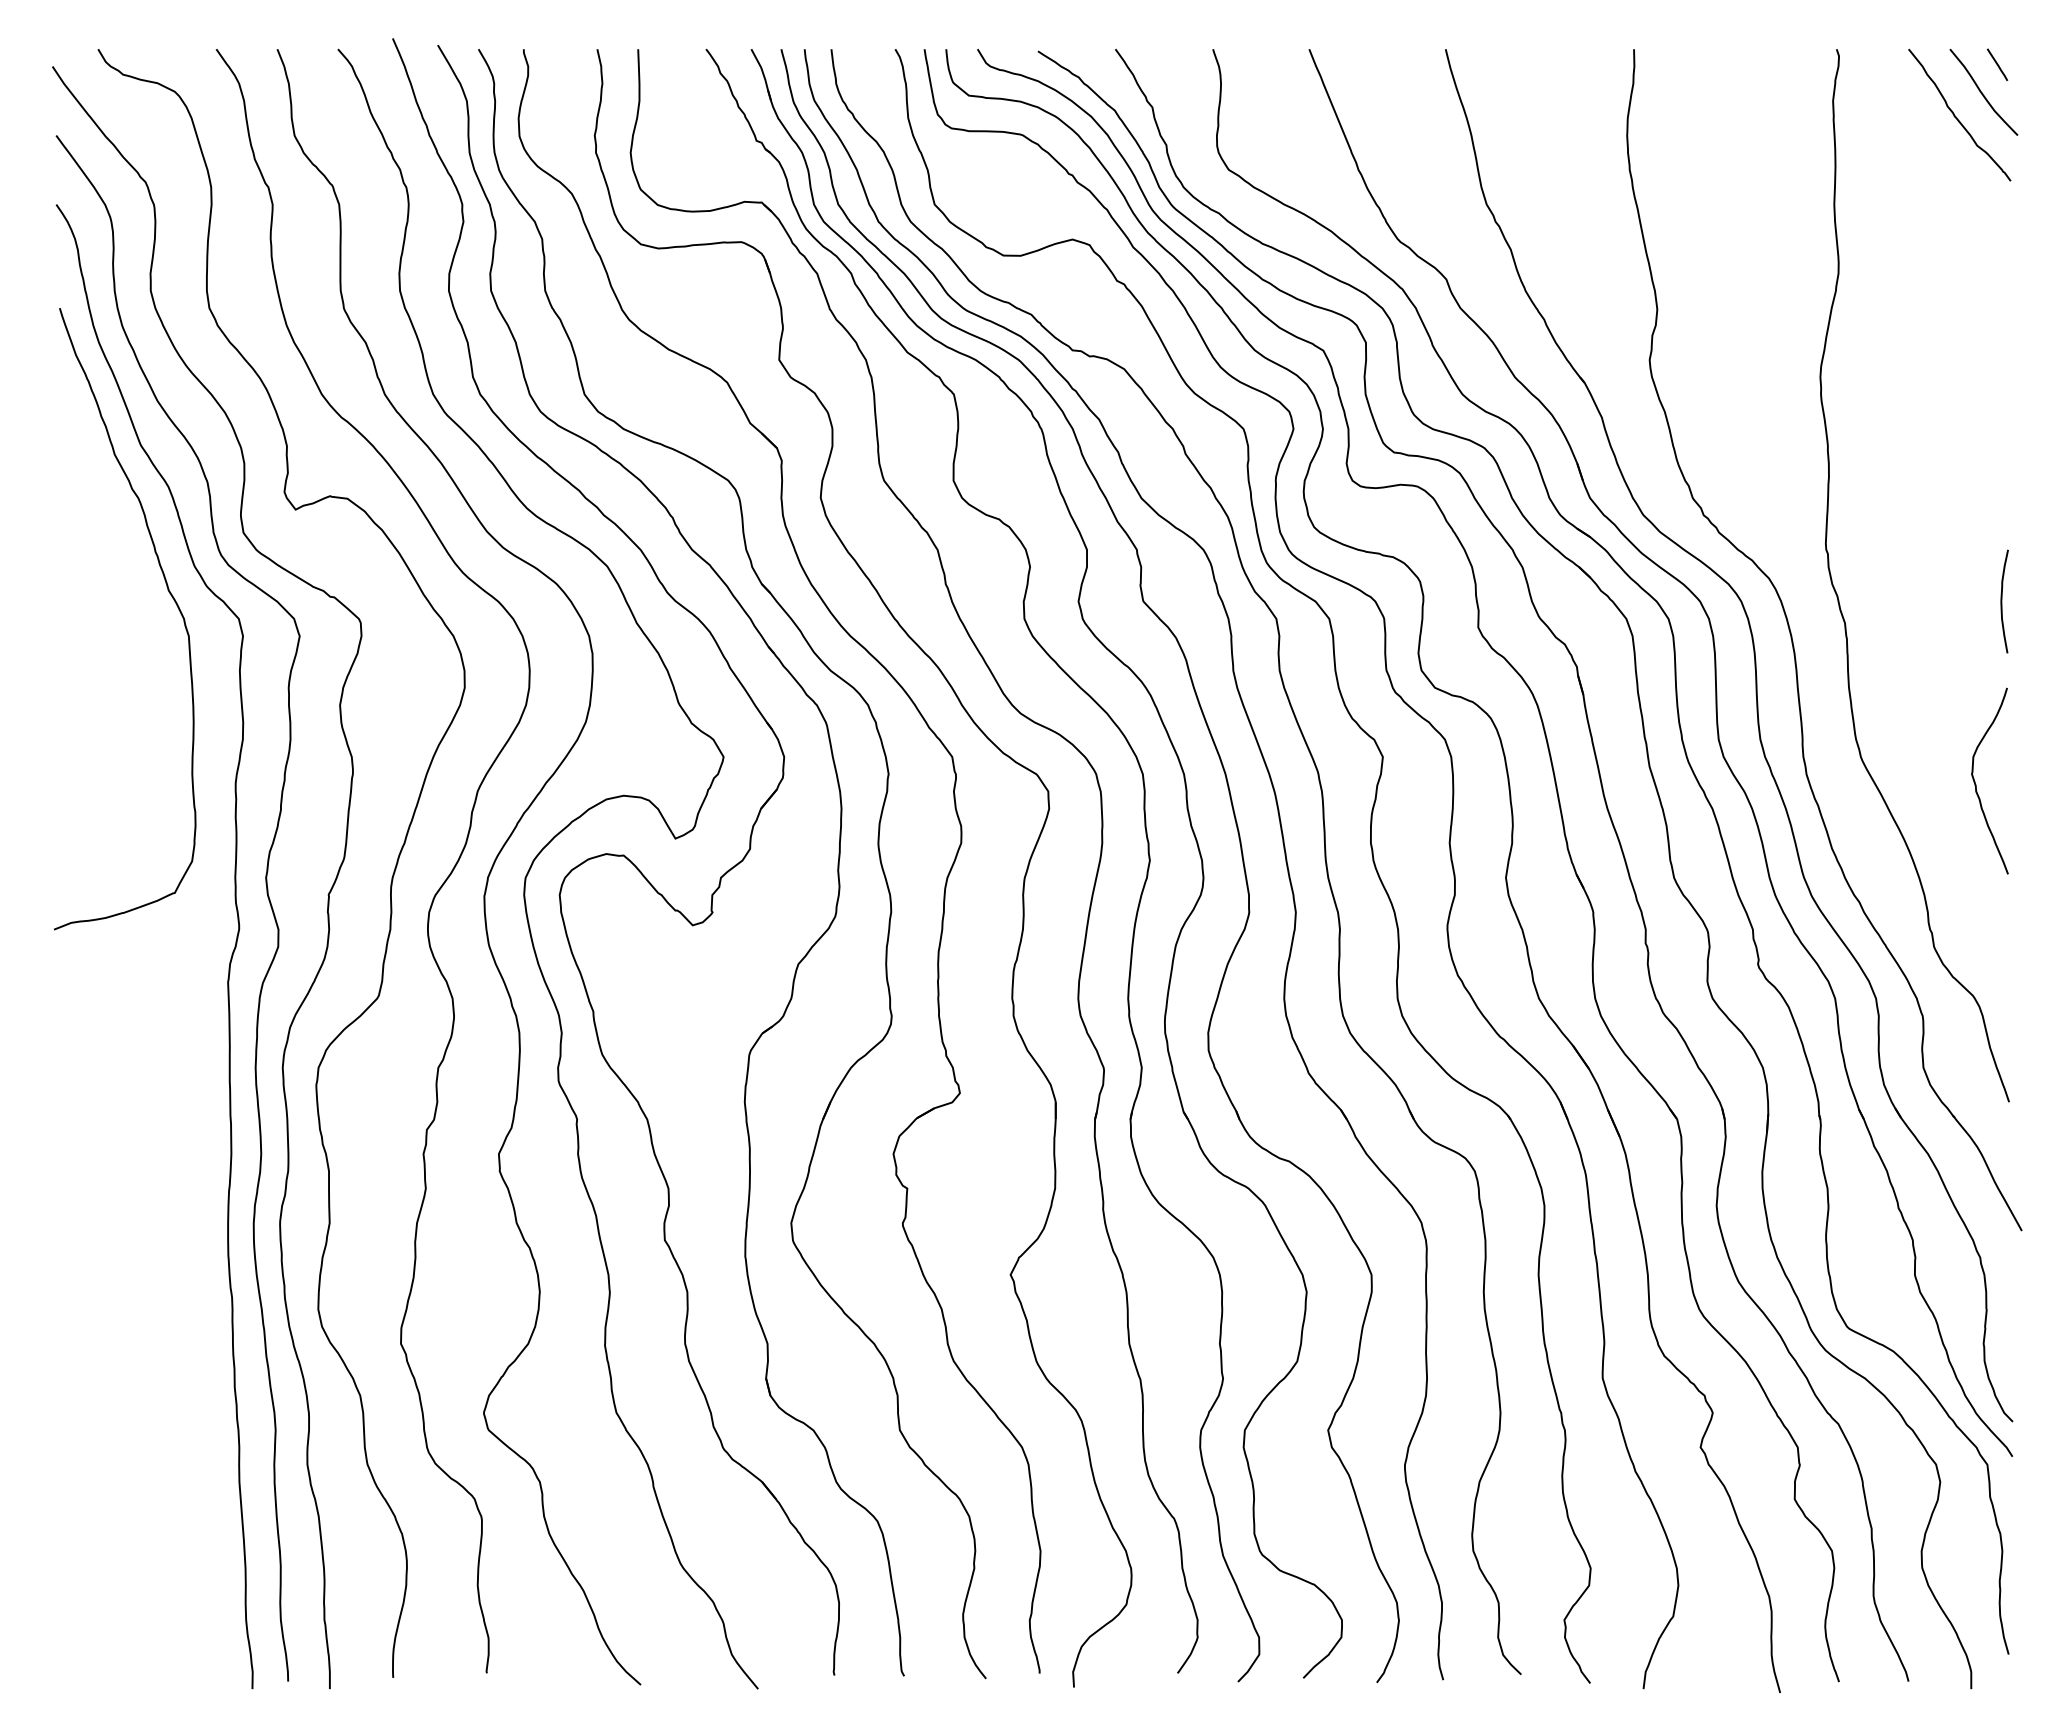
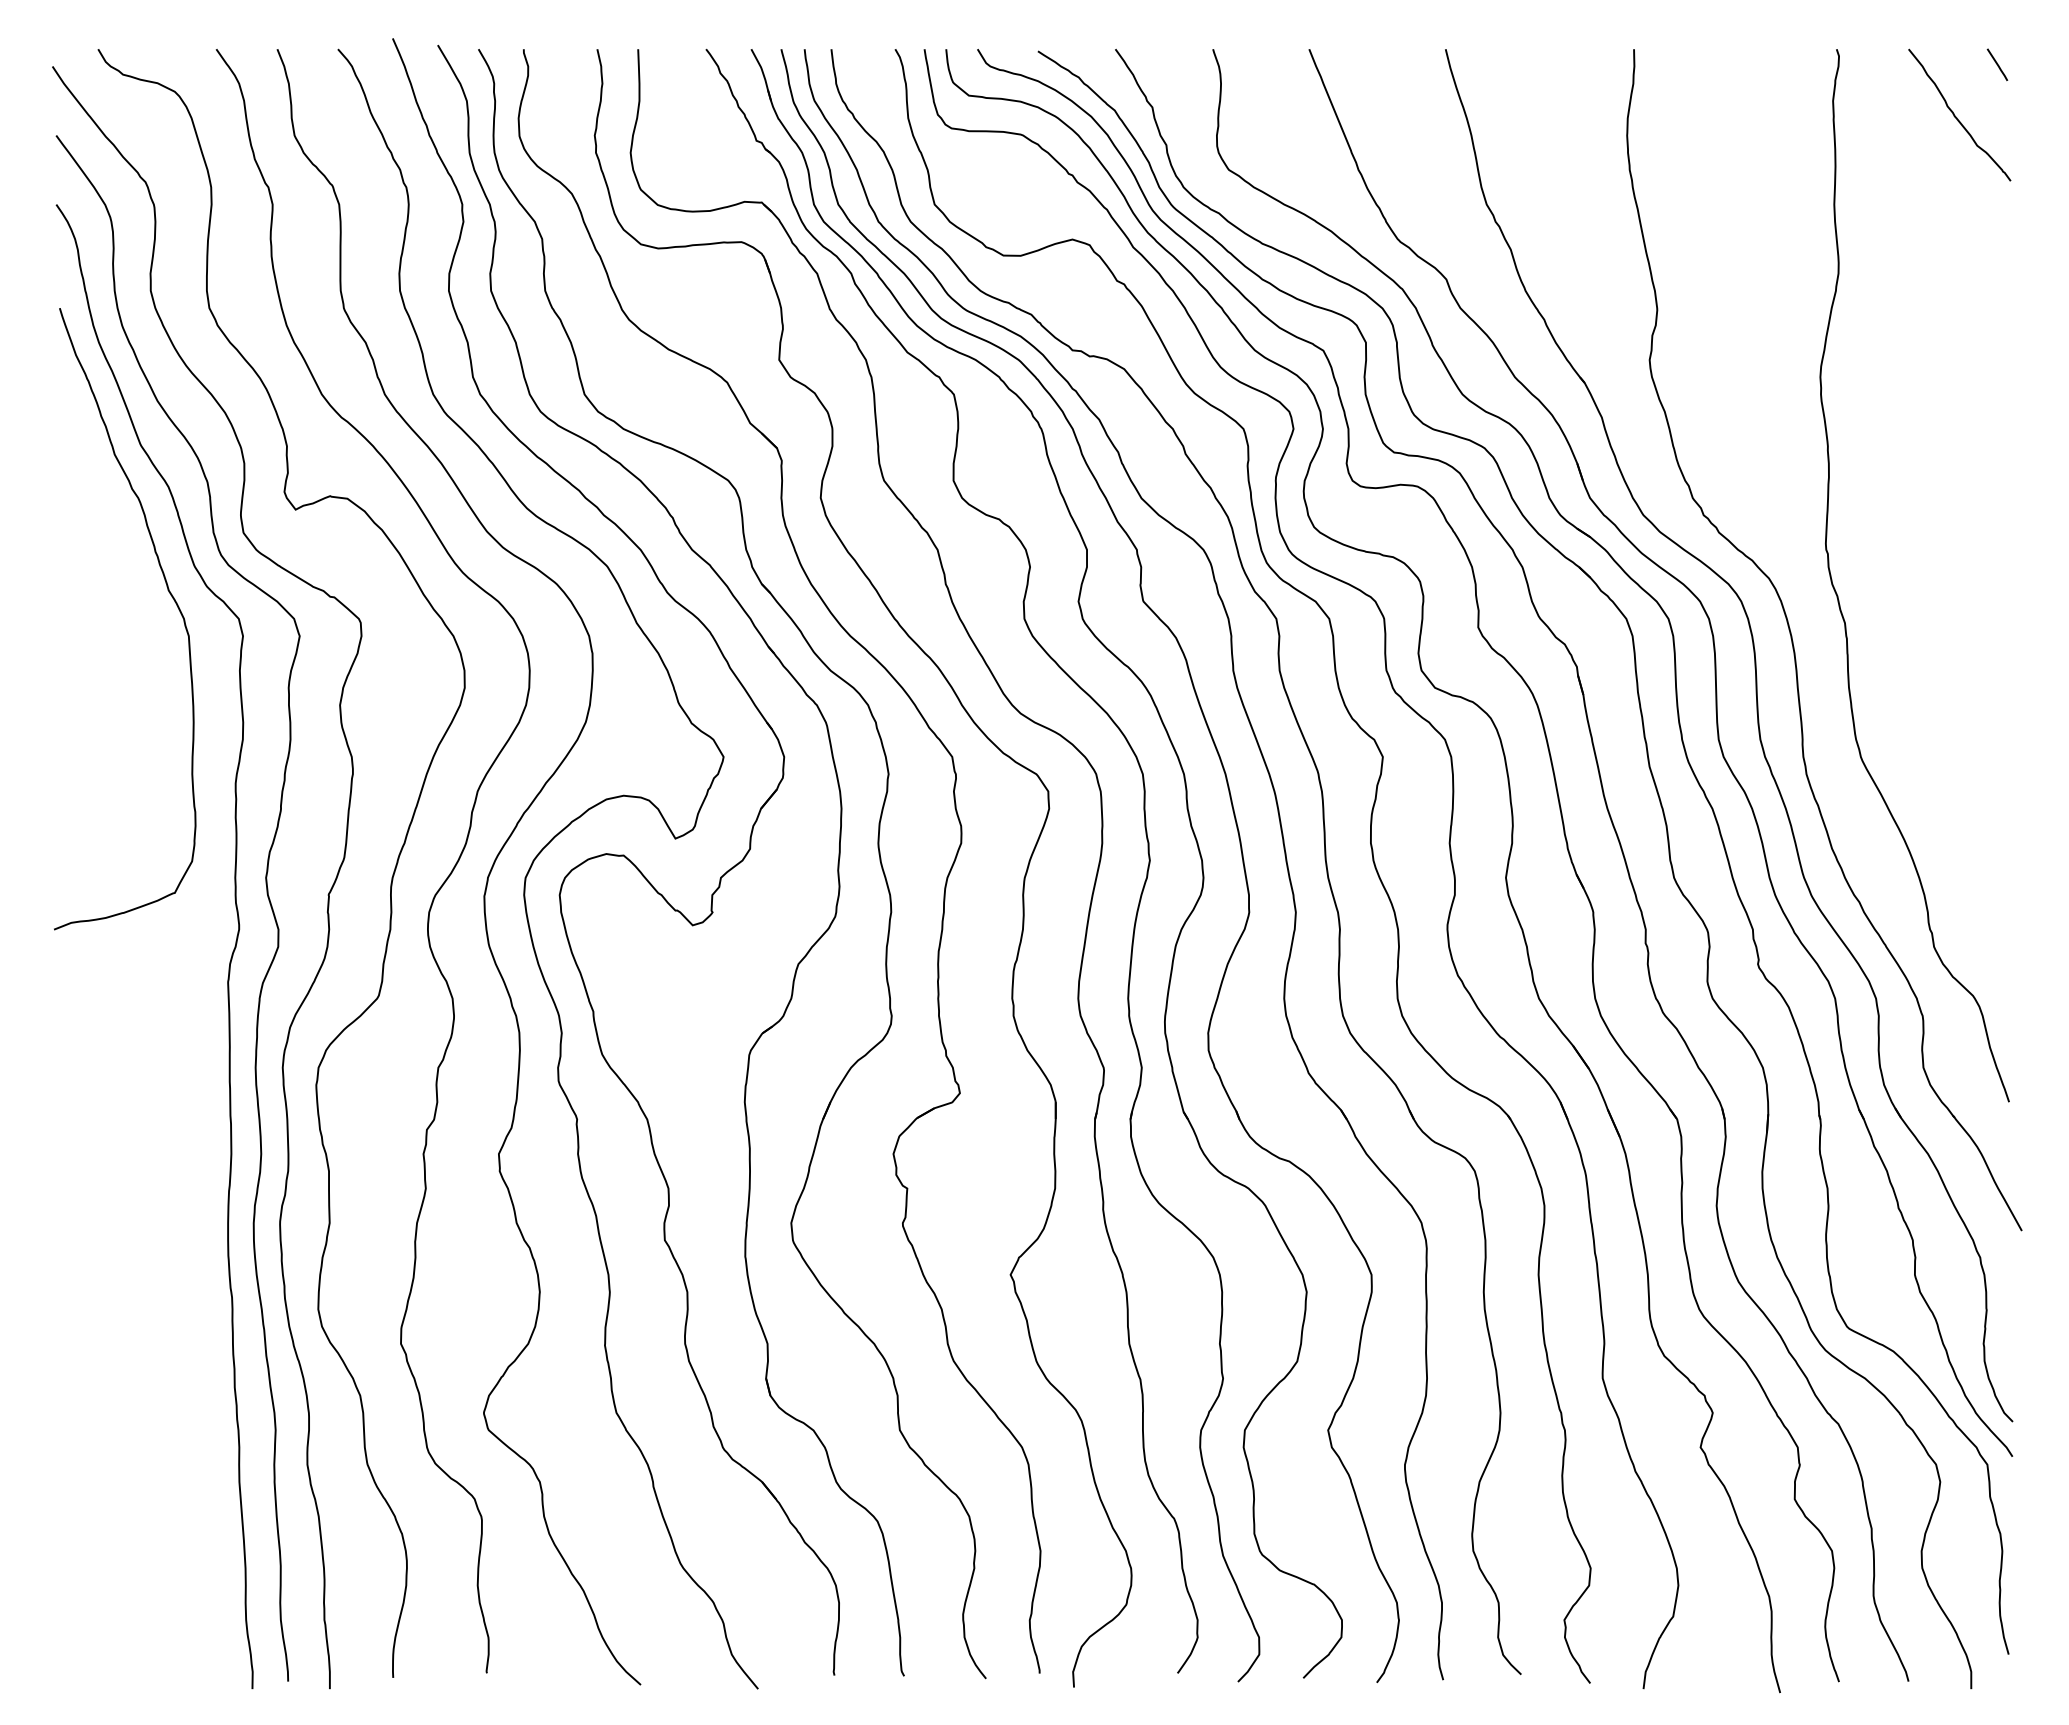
curve: present -> none (1982, 92)
curve: present -> none (2002, 601)
curve: present -> none (1976, 784)
